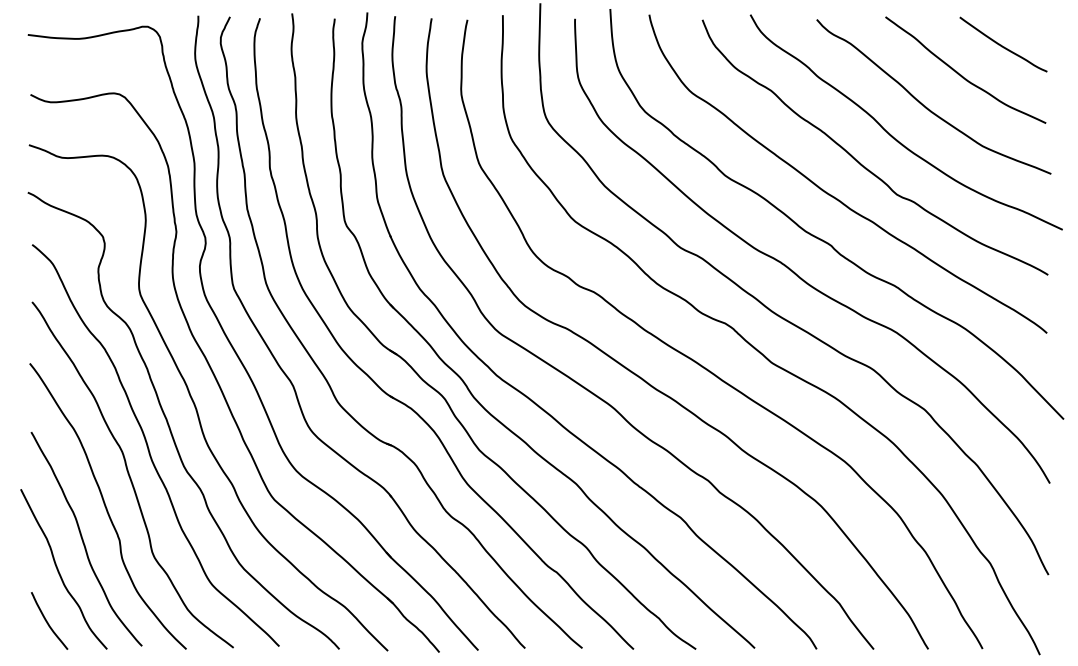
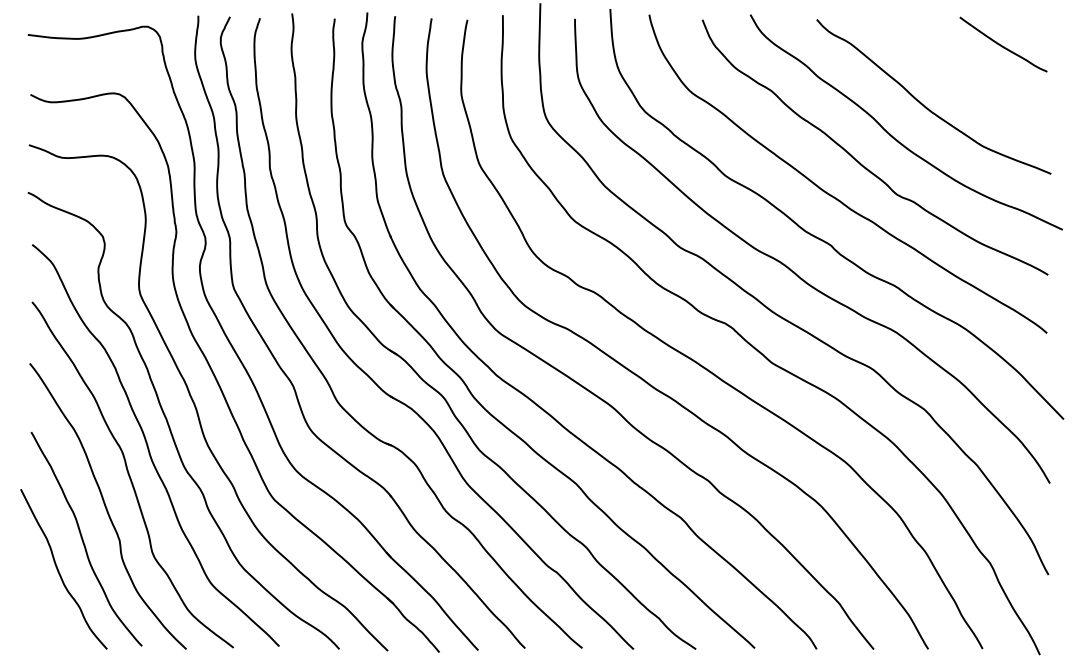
curve: present -> none (961, 74)
curve: present -> none (47, 620)
